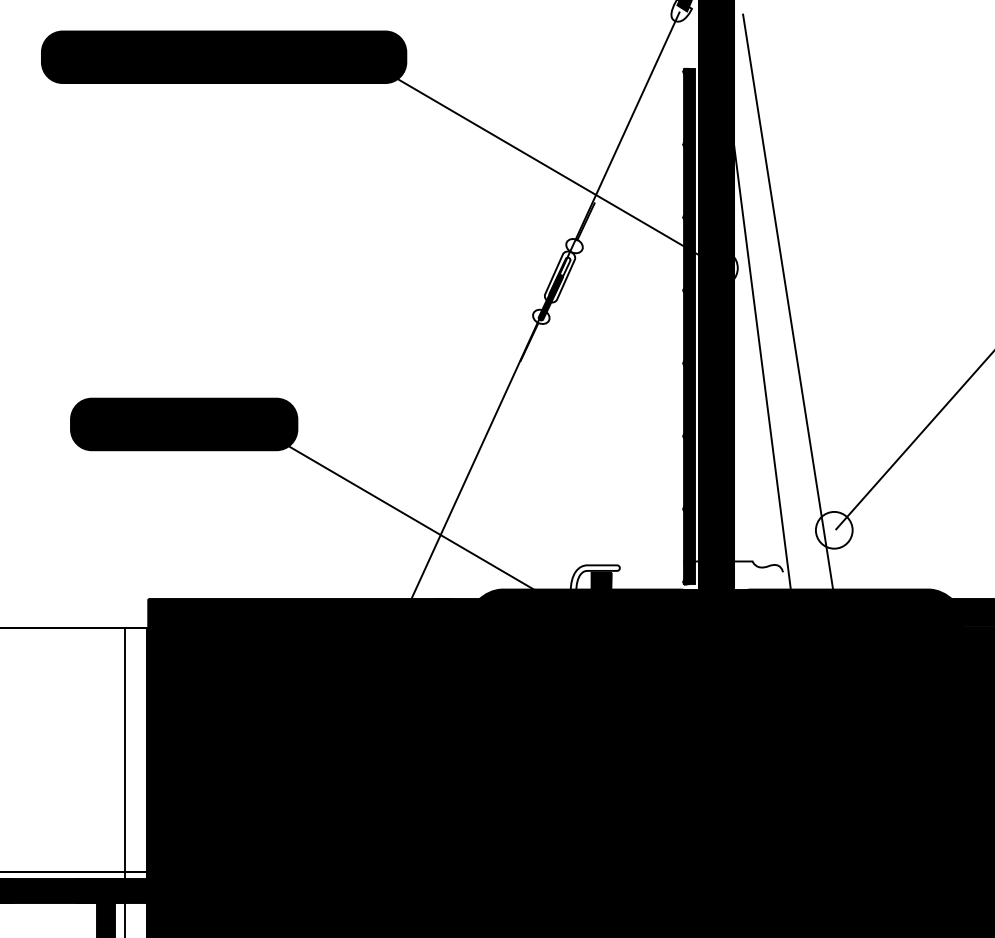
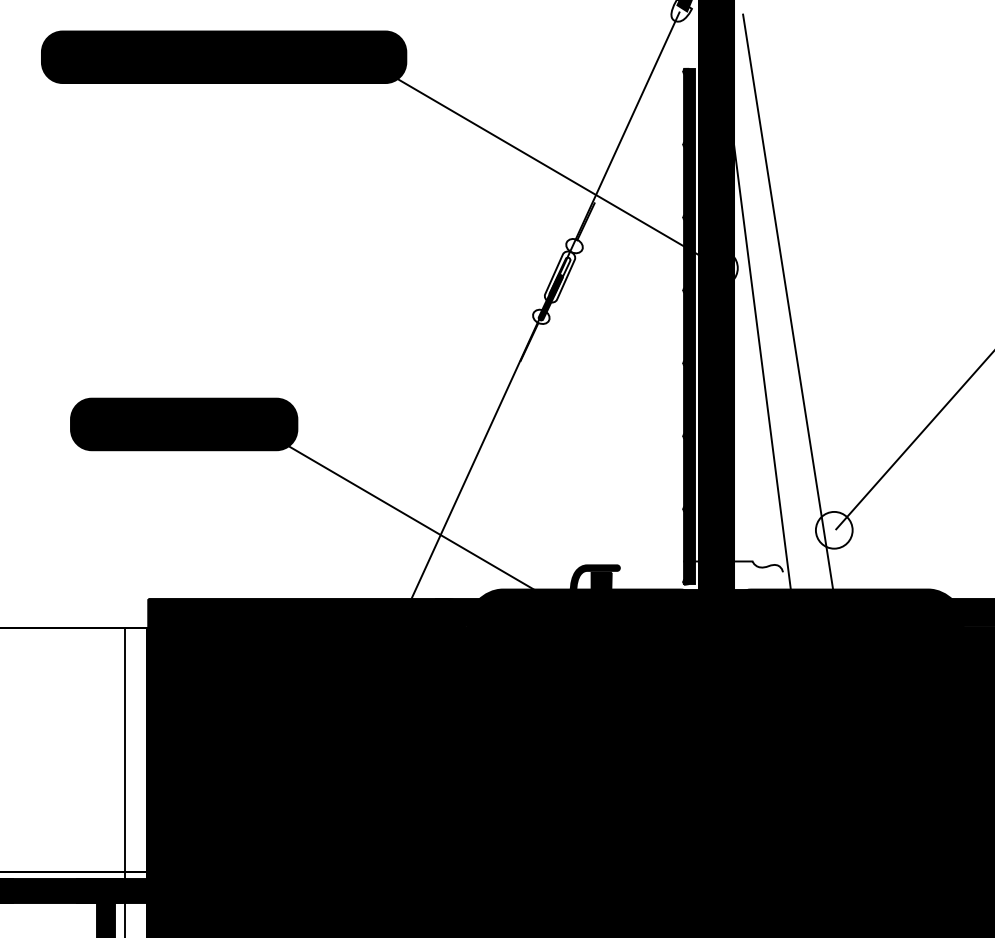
fill: none -> present (594, 590)
